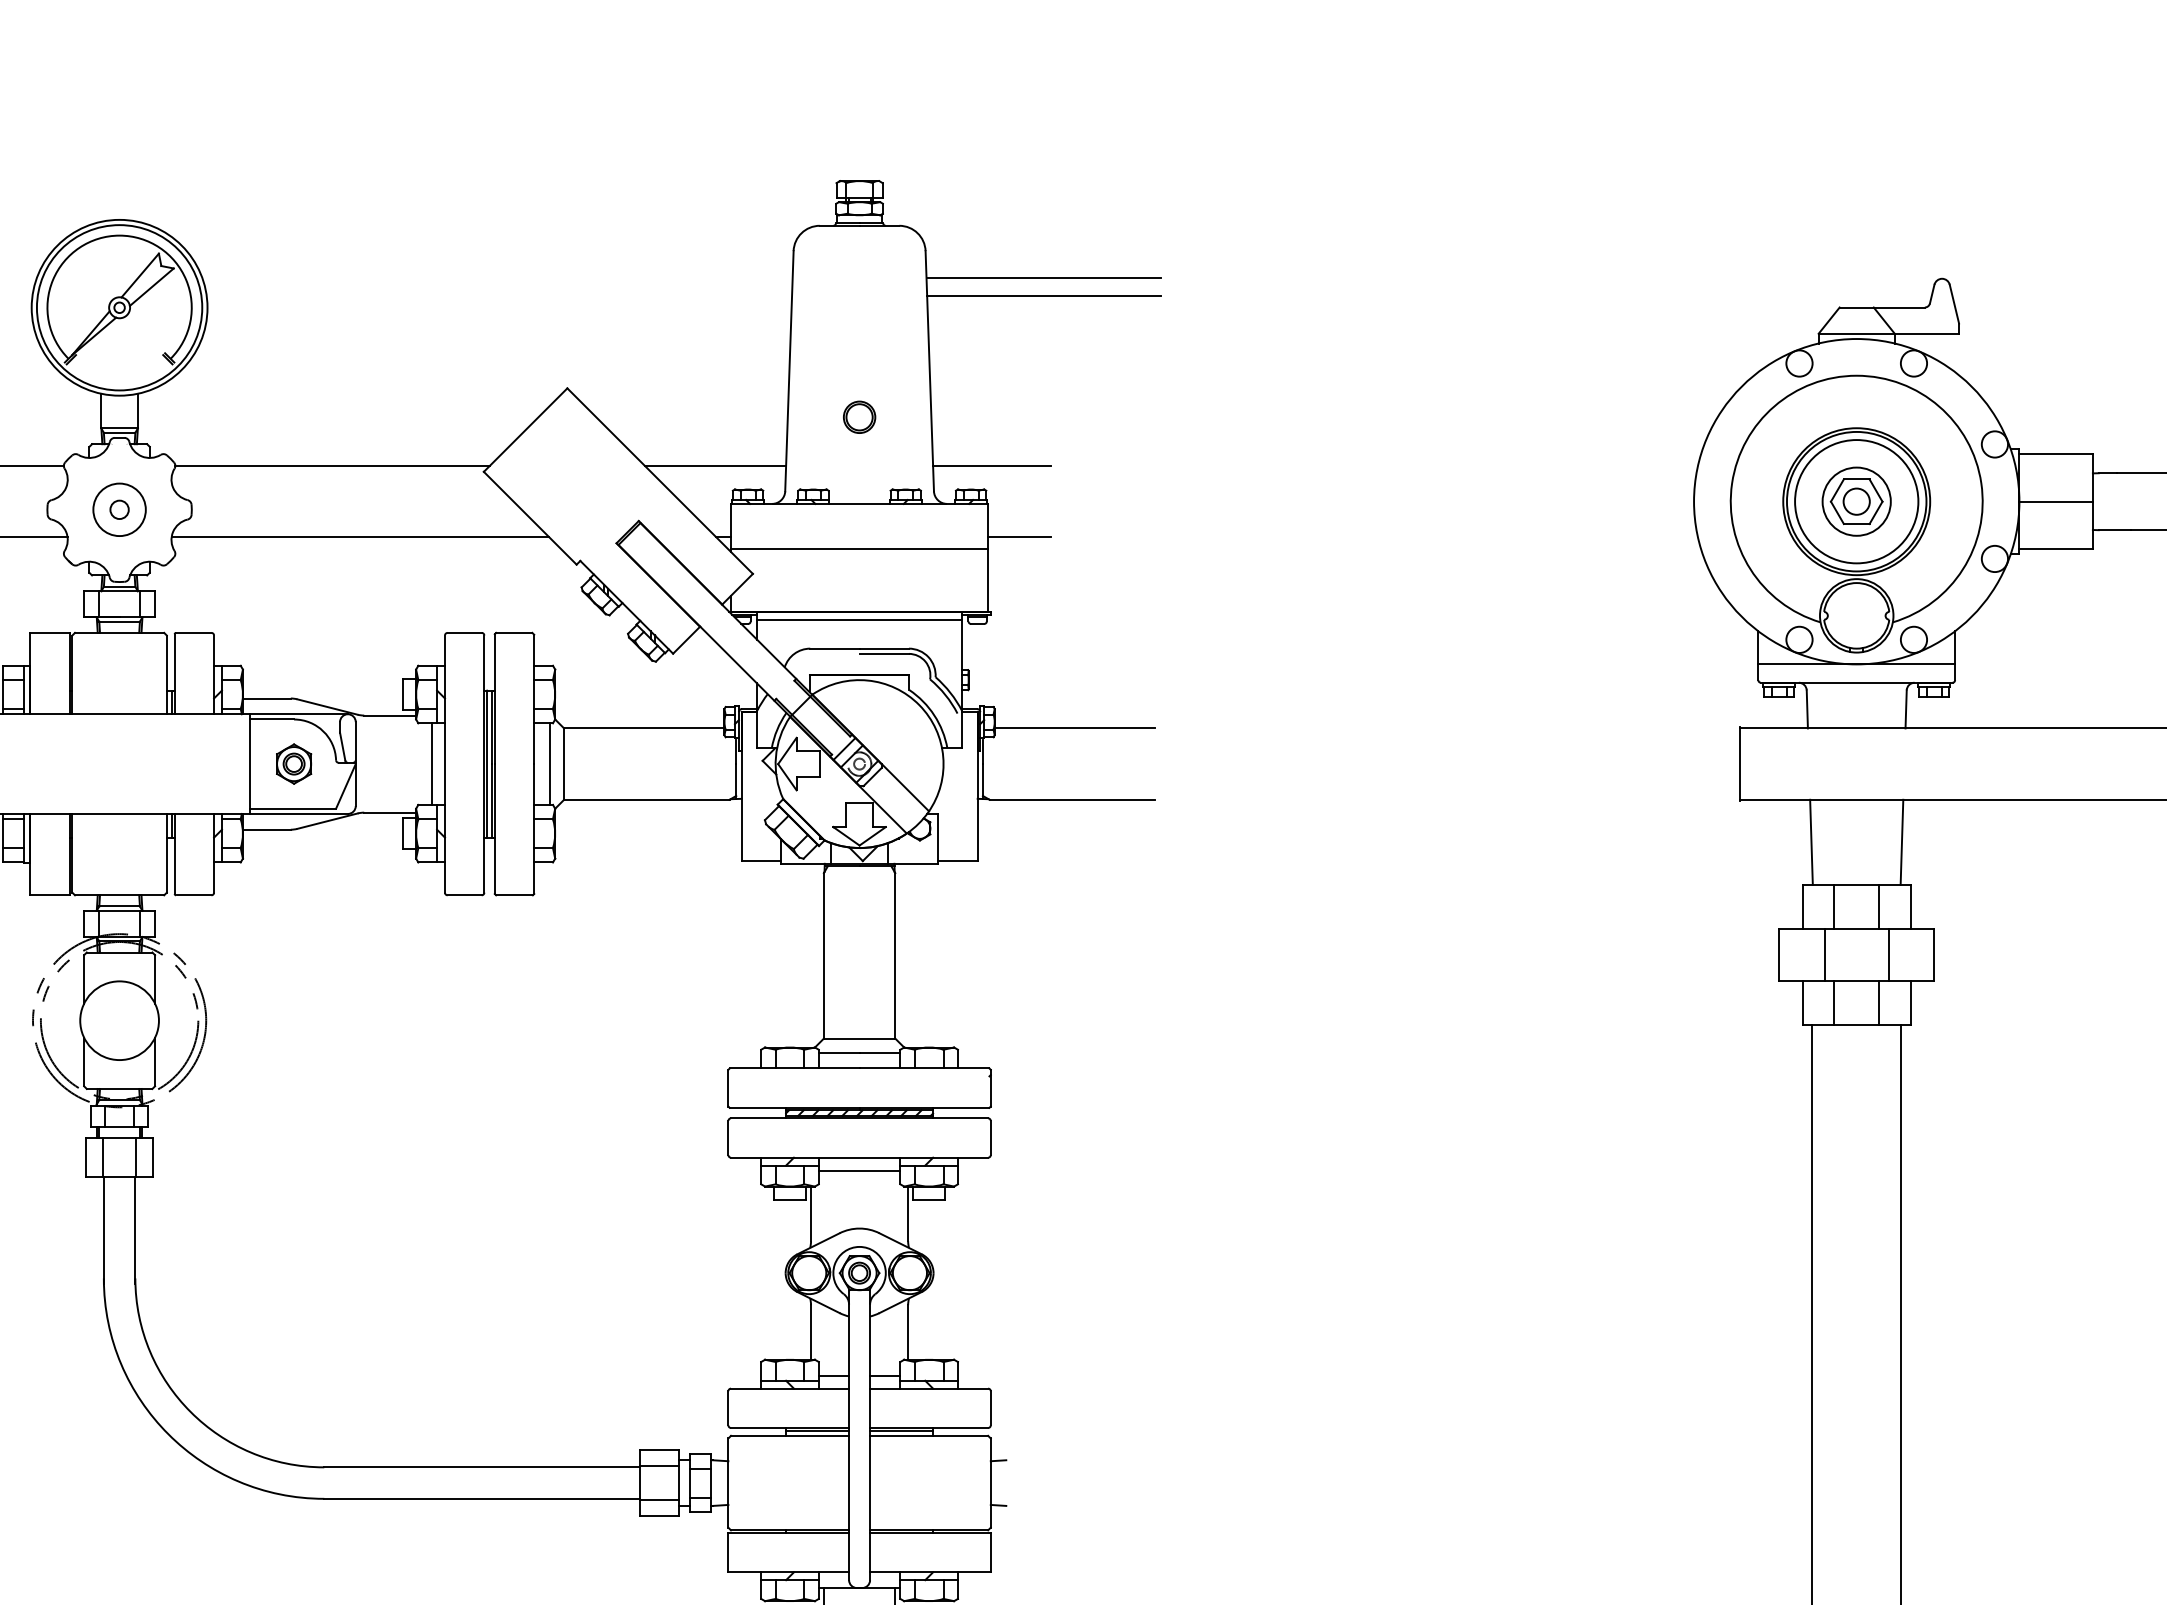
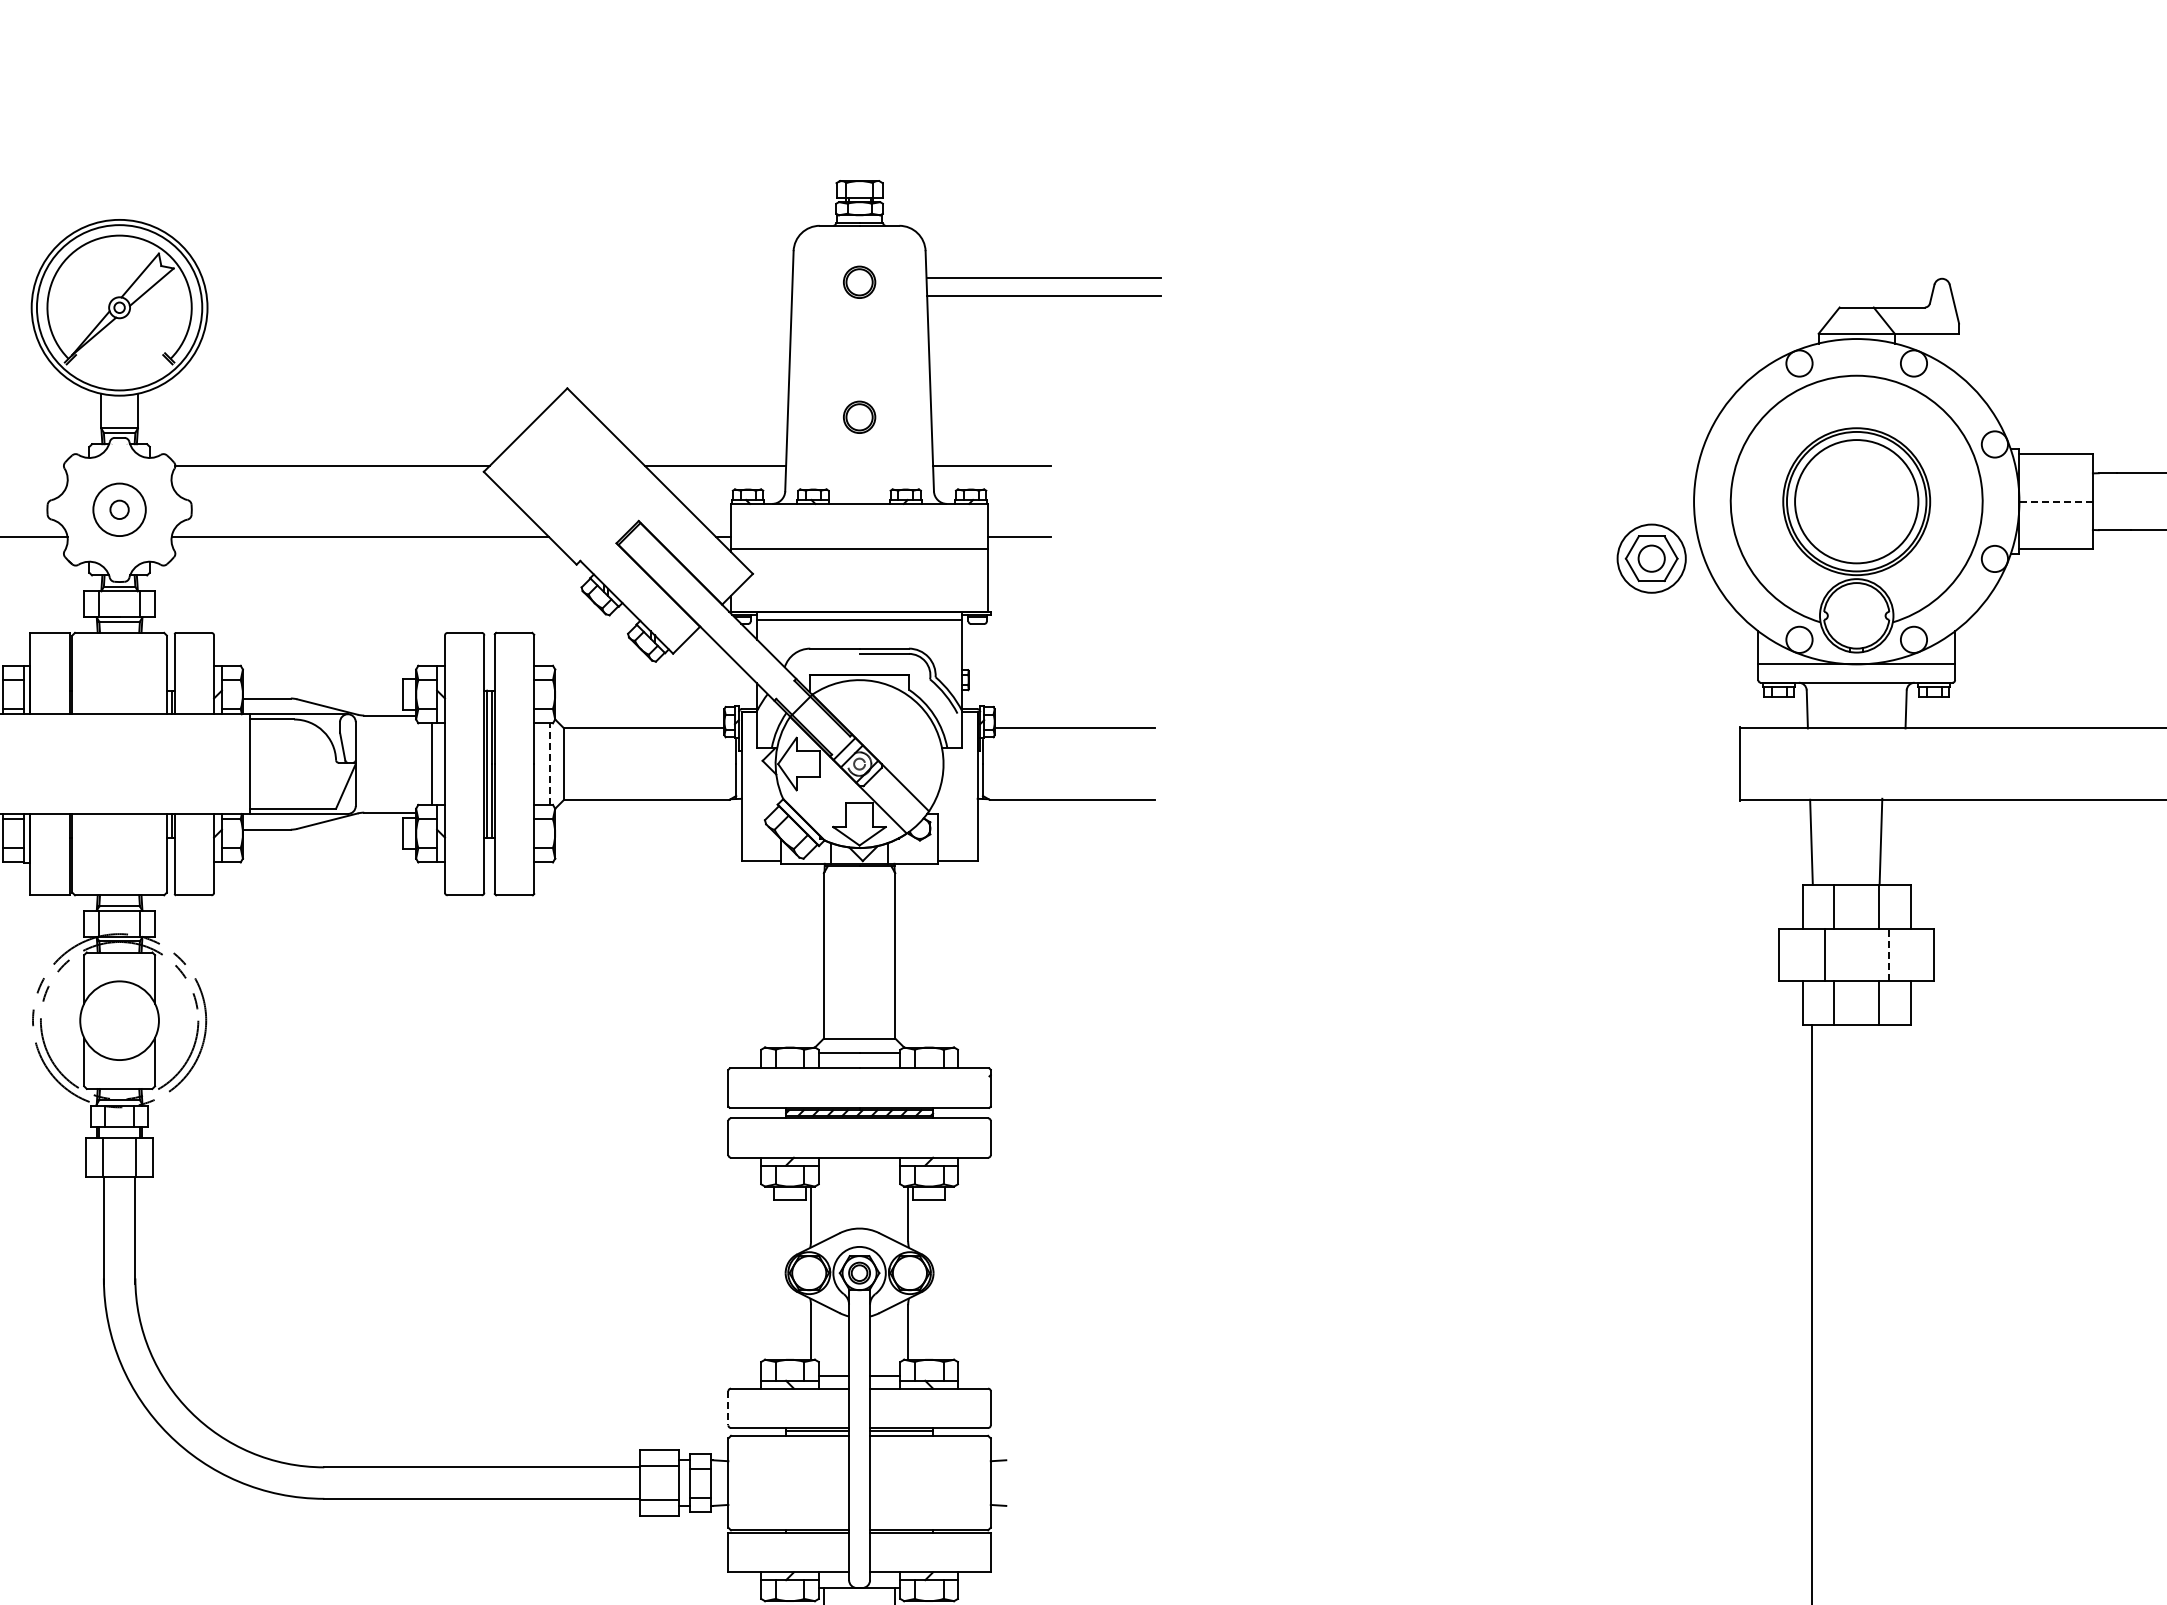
part: none -> present (859, 281)
line: present -> none (32, 466)
part position: (1856, 501) -> (1651, 558) (1651, 558)
line: solid -> dashed (2056, 501)
part: present -> none (294, 763)
line: solid -> dashed (549, 764)
line position: (1901, 841) -> (1880, 840) (1880, 840)
line: solid -> dashed (1888, 954)
line: present -> none (859, 1170)
line: present -> none (1901, 1313)
line: solid -> dashed (728, 1408)
